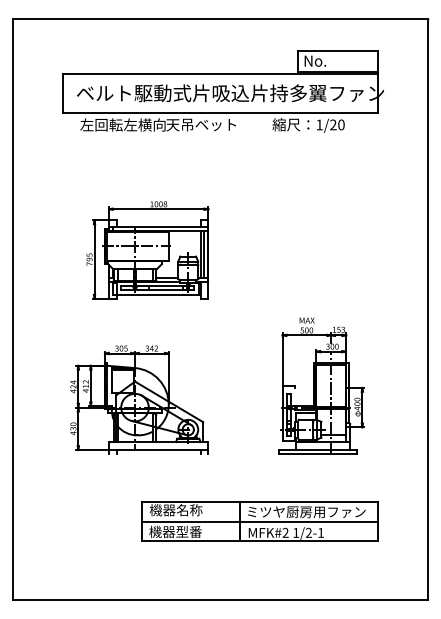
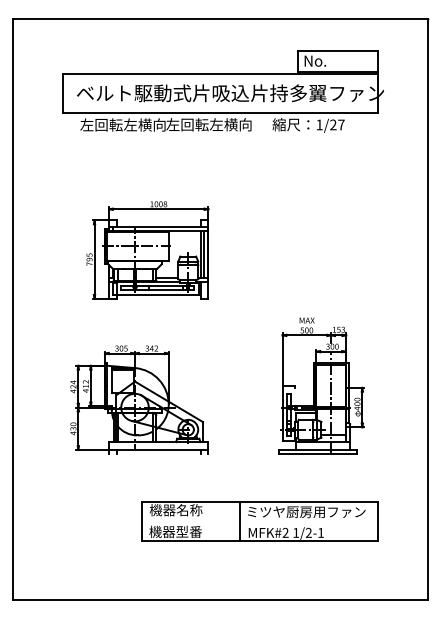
text: 天吊ベット -> 左回転左横向 (208, 124)
text: 1/20 -> 1/27 (341, 124)
line: present -> none (259, 521)
